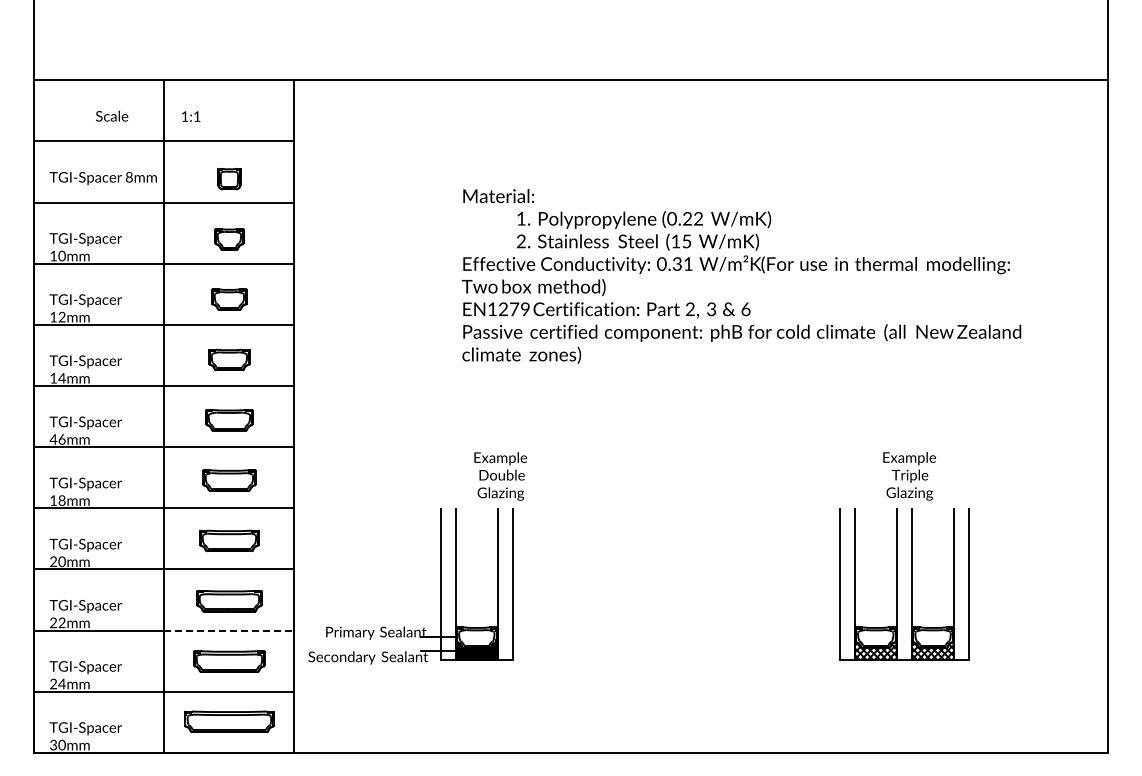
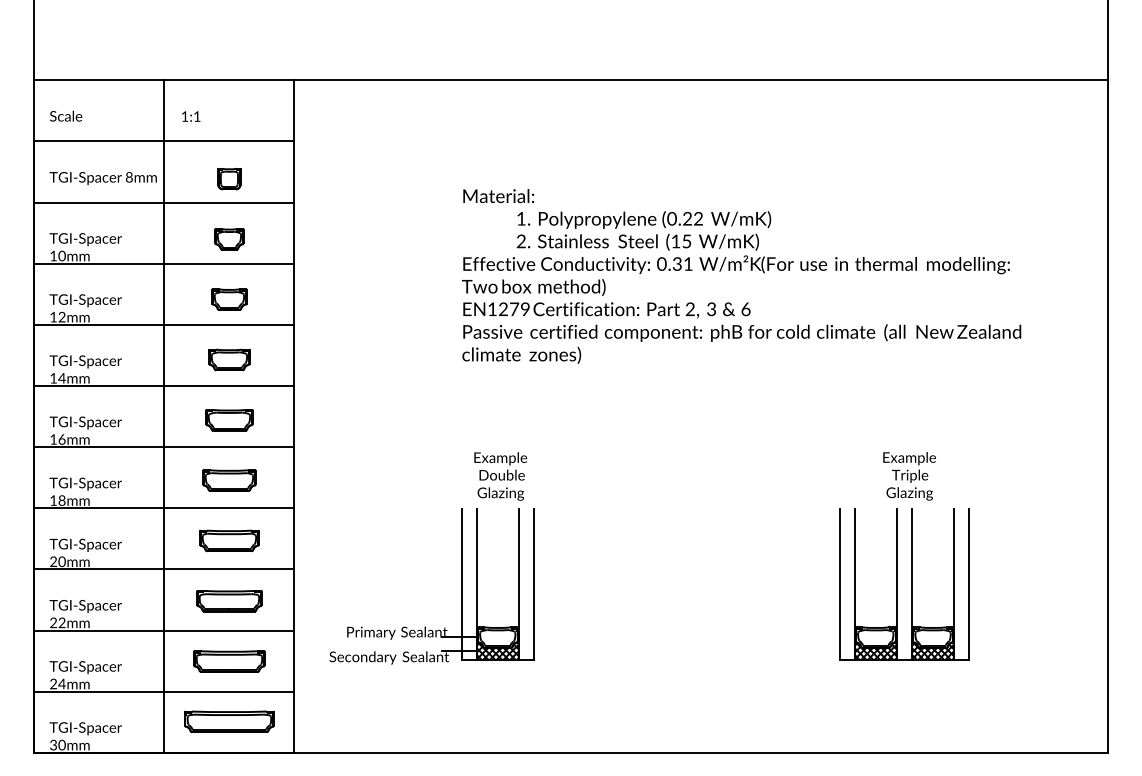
text position: (112, 115) -> (66, 115) (66, 115)
text: 46mm -> 16mm (53, 439)
part position: (440, 586) -> (461, 586) (461, 586)
line: dashed -> solid (229, 630)
